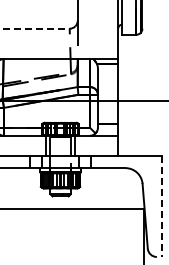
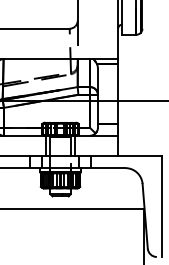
line: dashed -> solid (35, 28)
line: dashed -> solid (161, 207)
